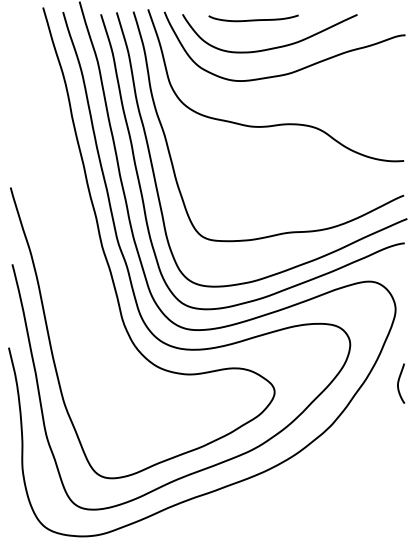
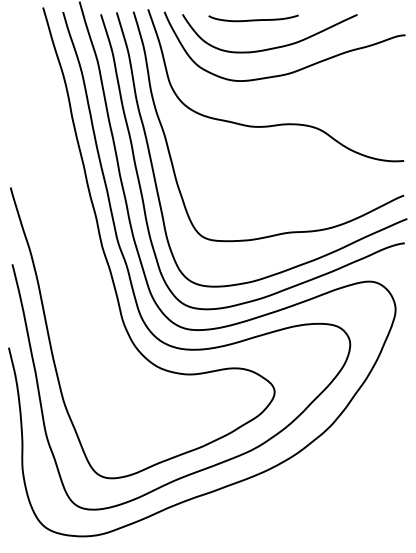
curve: present -> none (399, 382)
